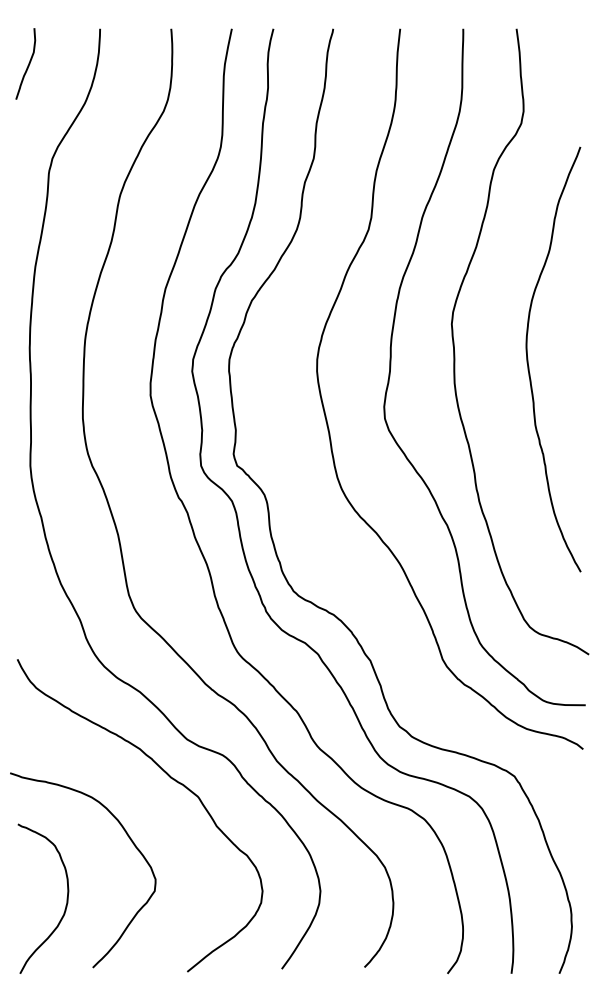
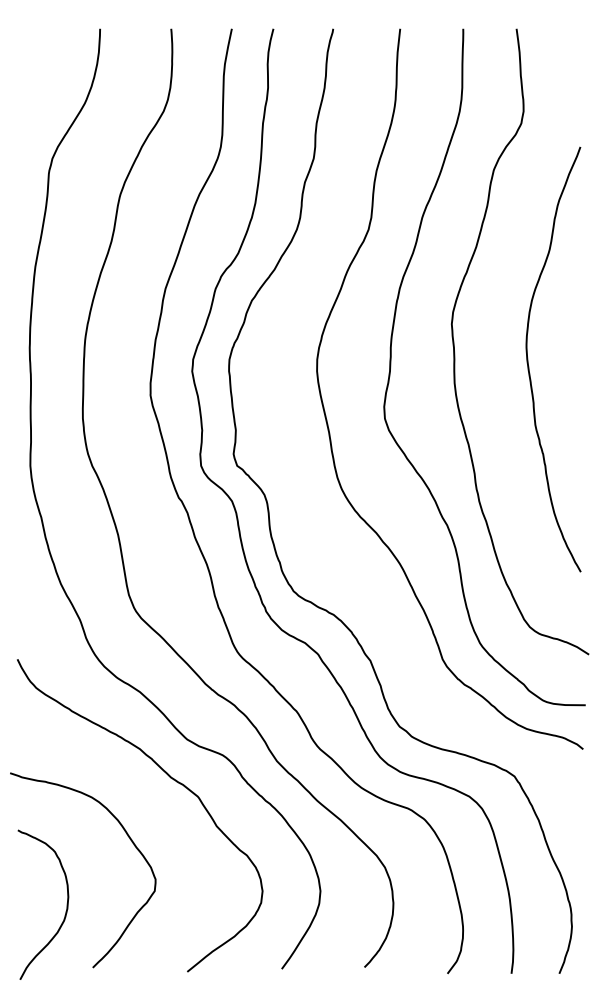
curve: present -> none (27, 65)
curve position: (66, 898) -> (66, 904) (66, 904)
